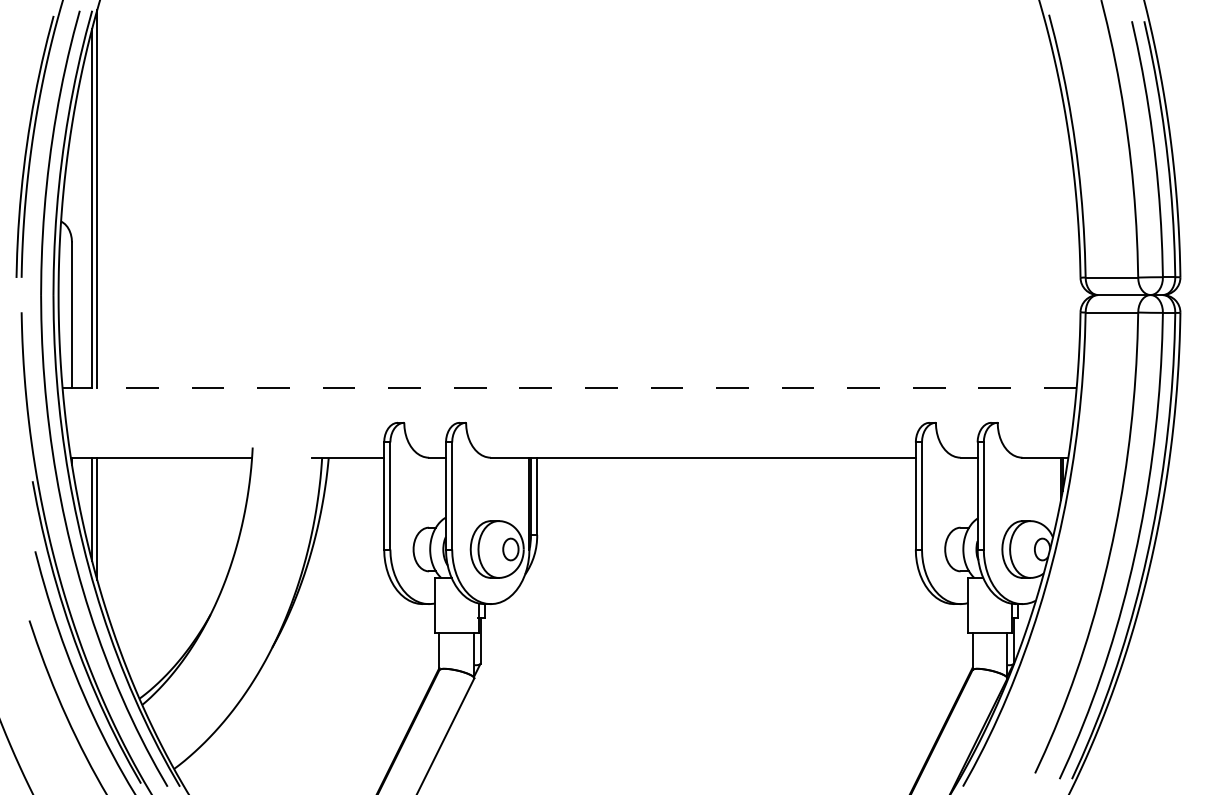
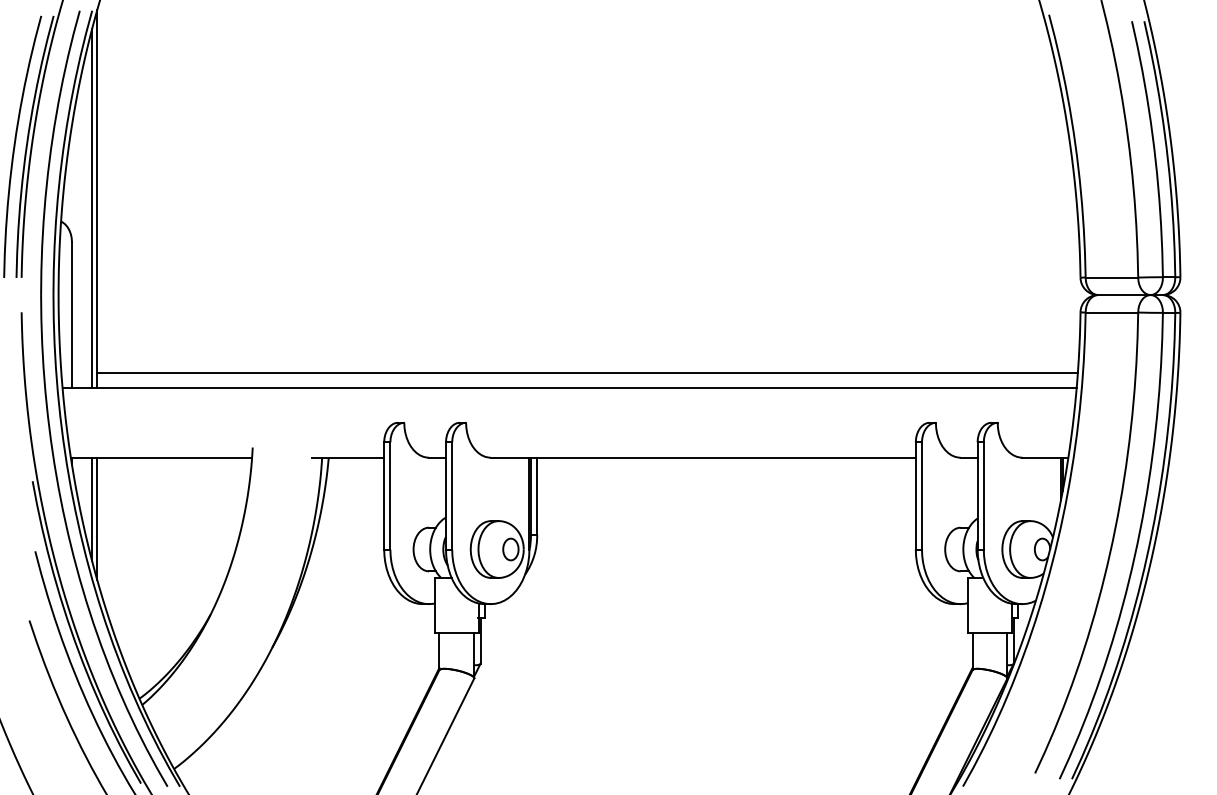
curve: none -> present (15, 146)
line: none -> present (587, 373)
line: dashed -> solid (569, 387)
